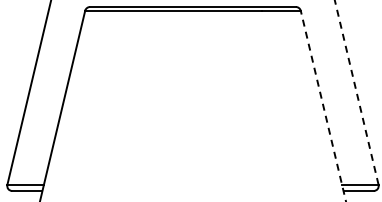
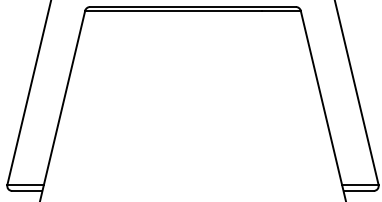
line: dashed -> solid (356, 92)
line: dashed -> solid (323, 105)
